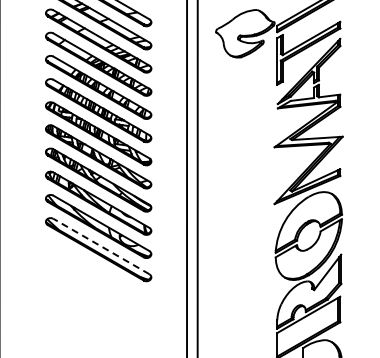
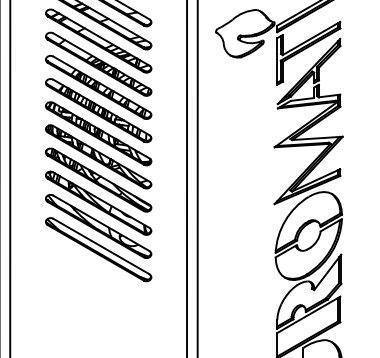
line: none -> present (10, 178)
line: dashed -> solid (100, 246)
